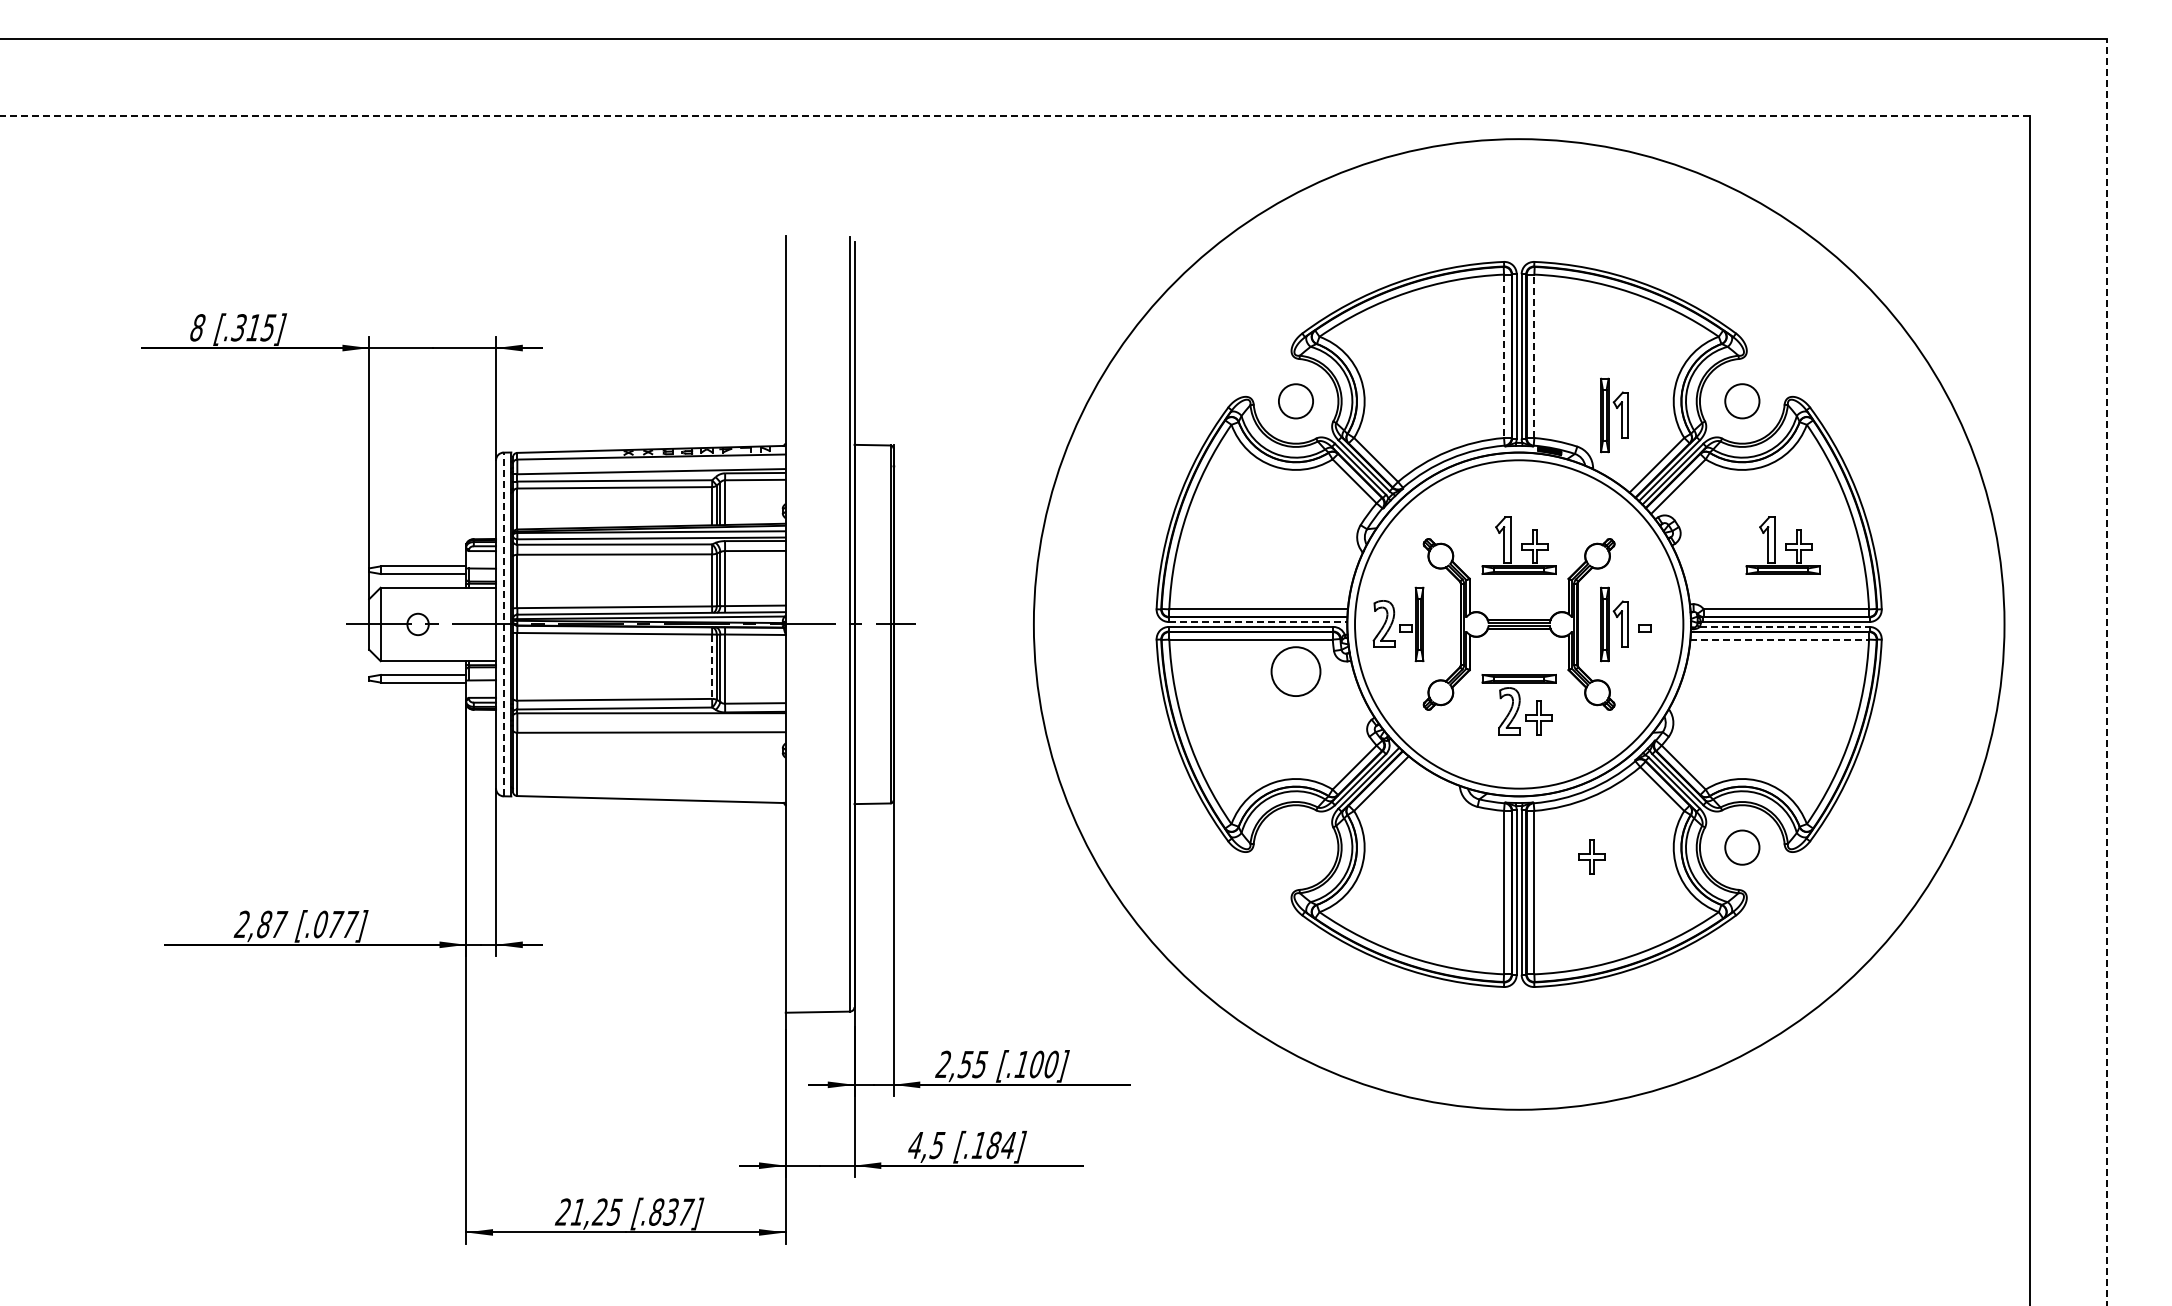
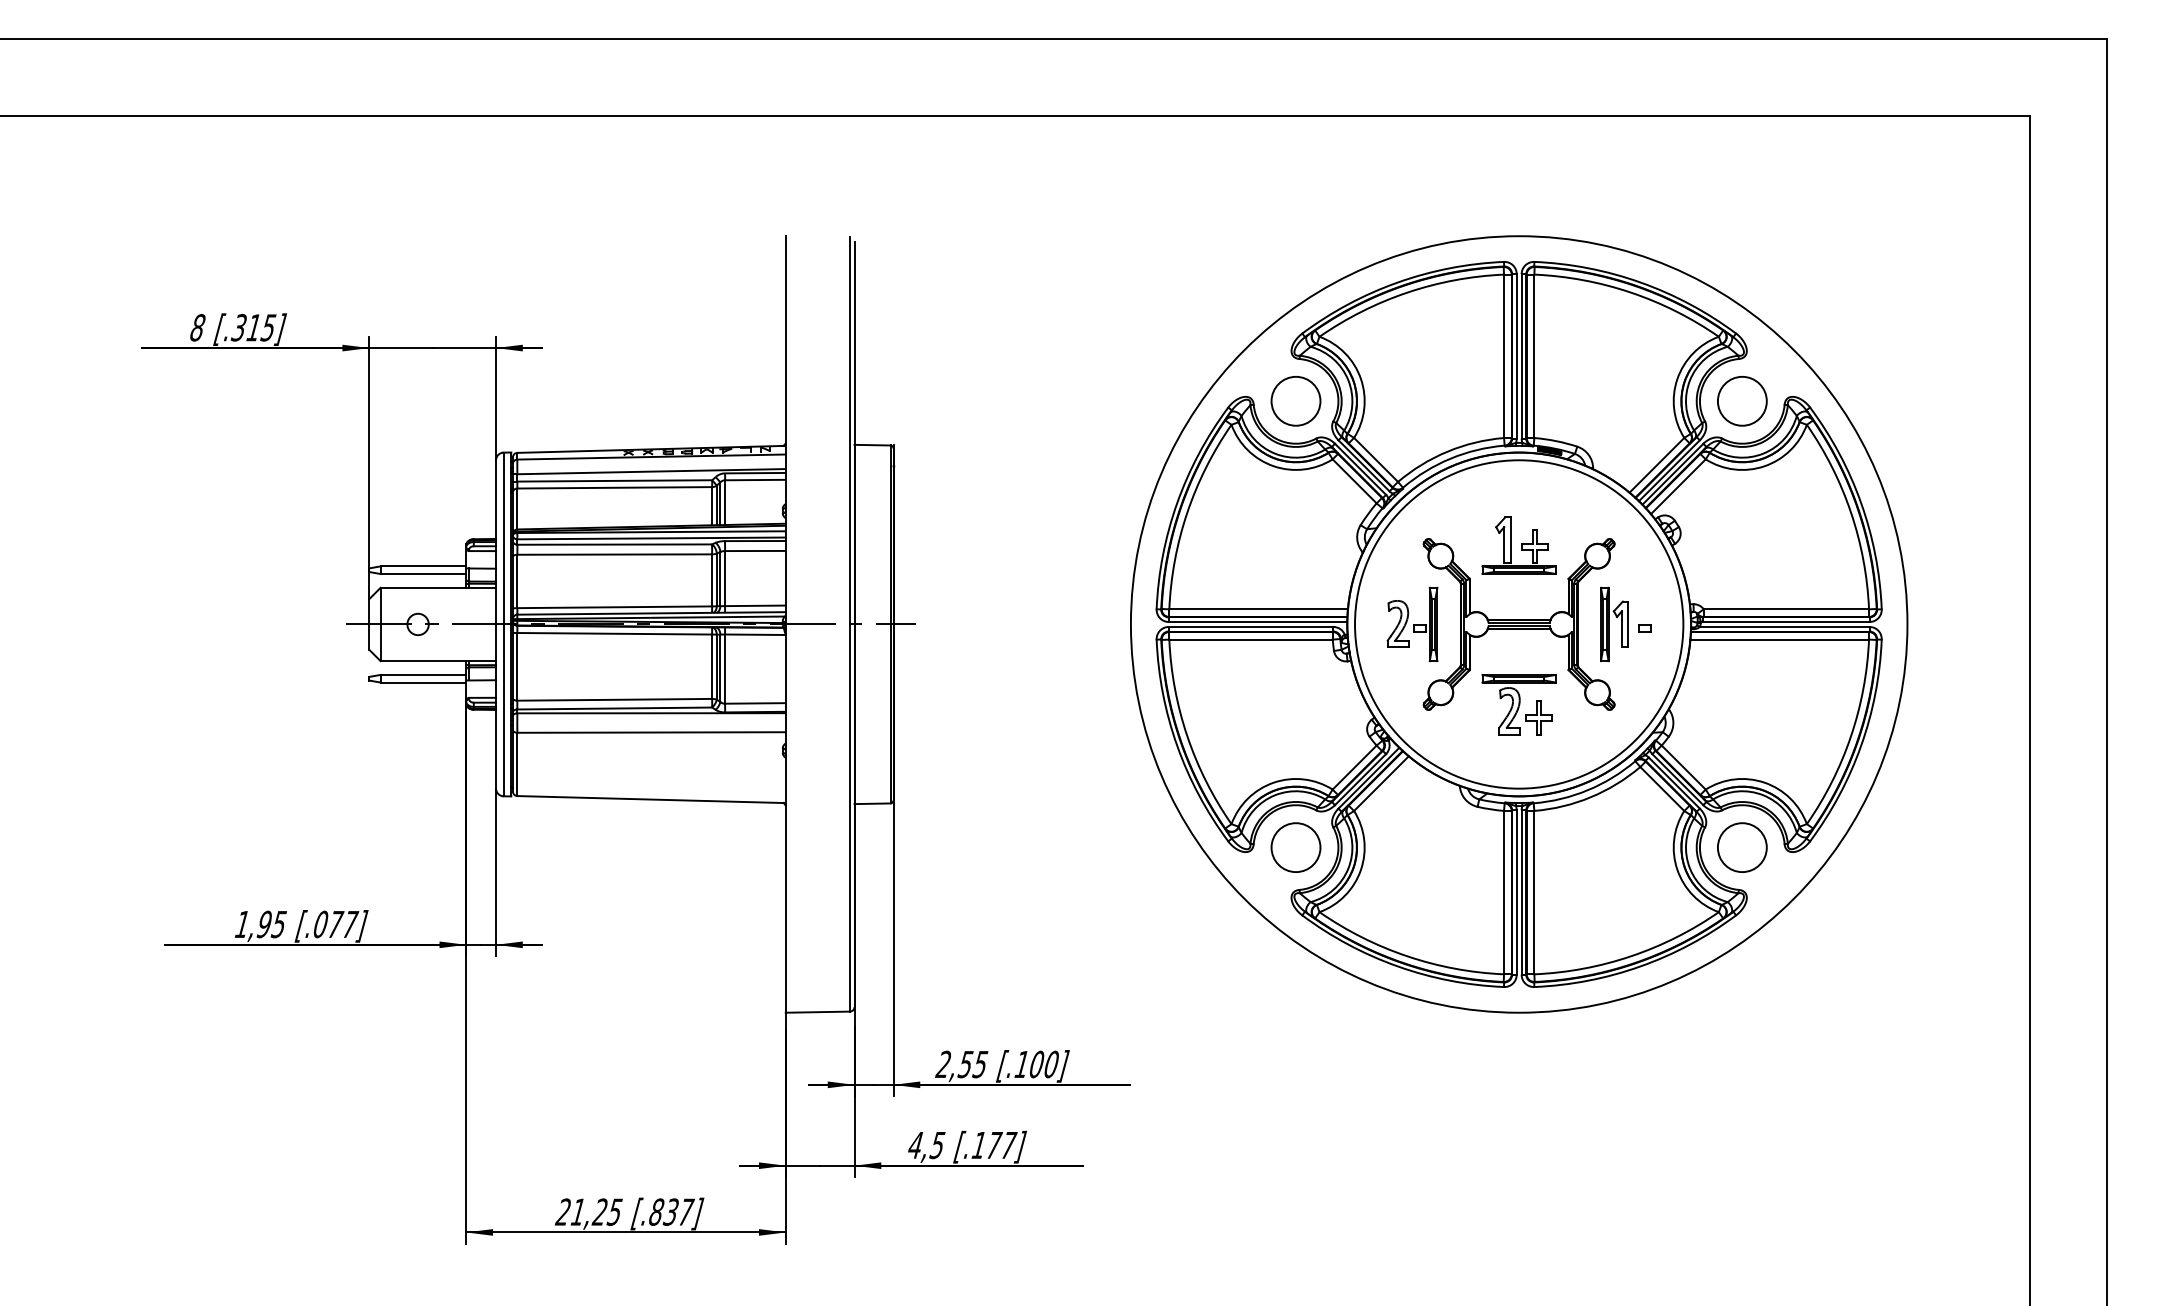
line: dashed -> solid (1014, 115)
line: dashed -> solid (1504, 356)
line: dashed -> solid (1534, 356)
circle size: 36x37 px -> 52x51 px (1295, 401)
circle diameter: 34 px -> 49 px (1741, 400)
part: present -> none (1614, 415)
part: present -> none (1782, 545)
line: dashed -> solid (1258, 622)
line: dashed -> solid (503, 624)
part position: (1398, 624) -> (1412, 624) (1412, 624)
circle diameter: 971 px -> 777 px (1518, 624)
line: dashed -> solid (1784, 626)
line: dashed -> solid (1780, 639)
line: dashed -> solid (712, 667)
circle position: (1295, 671) -> (1295, 847) (1295, 847)
line: dashed -> solid (2106, 672)
circle diameter: 34 px -> 49 px (1741, 847)
part: present -> none (1591, 856)
text: 2,87 -> 1,95 (260, 924)
text: [.184] -> [.177] (1001, 1145)
